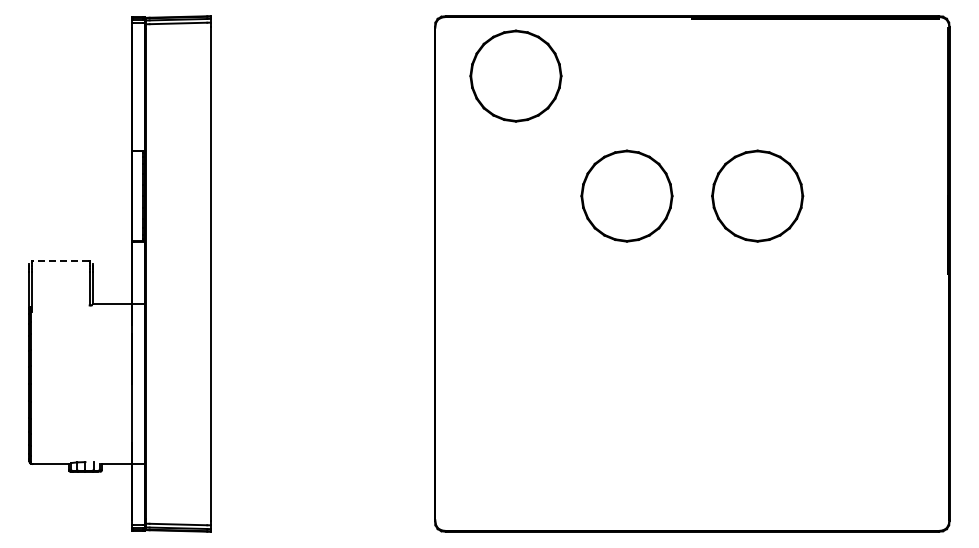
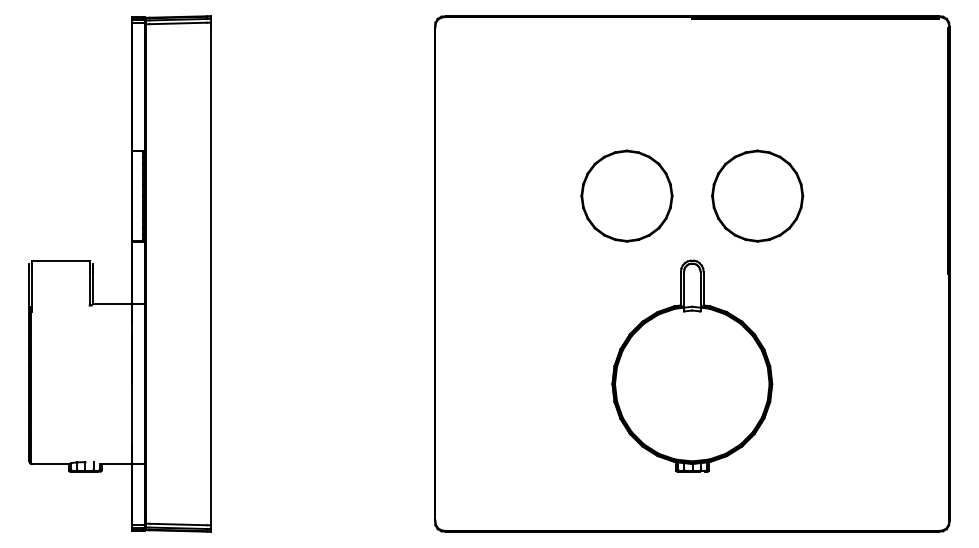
part: present -> none (515, 75)
line: dashed -> solid (60, 260)
part: none -> present (692, 365)
